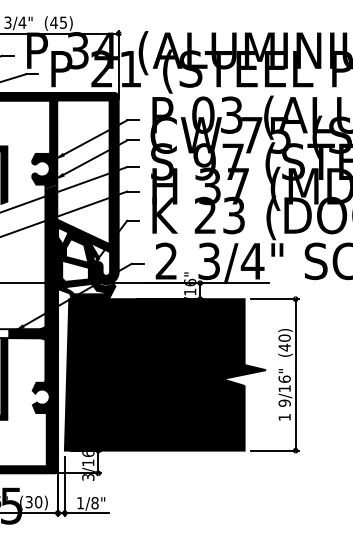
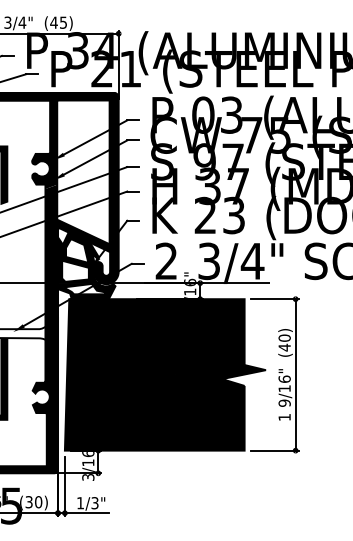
fill: present -> none (26, 333)
text: 1/8" -> 1/3" (94, 503)
